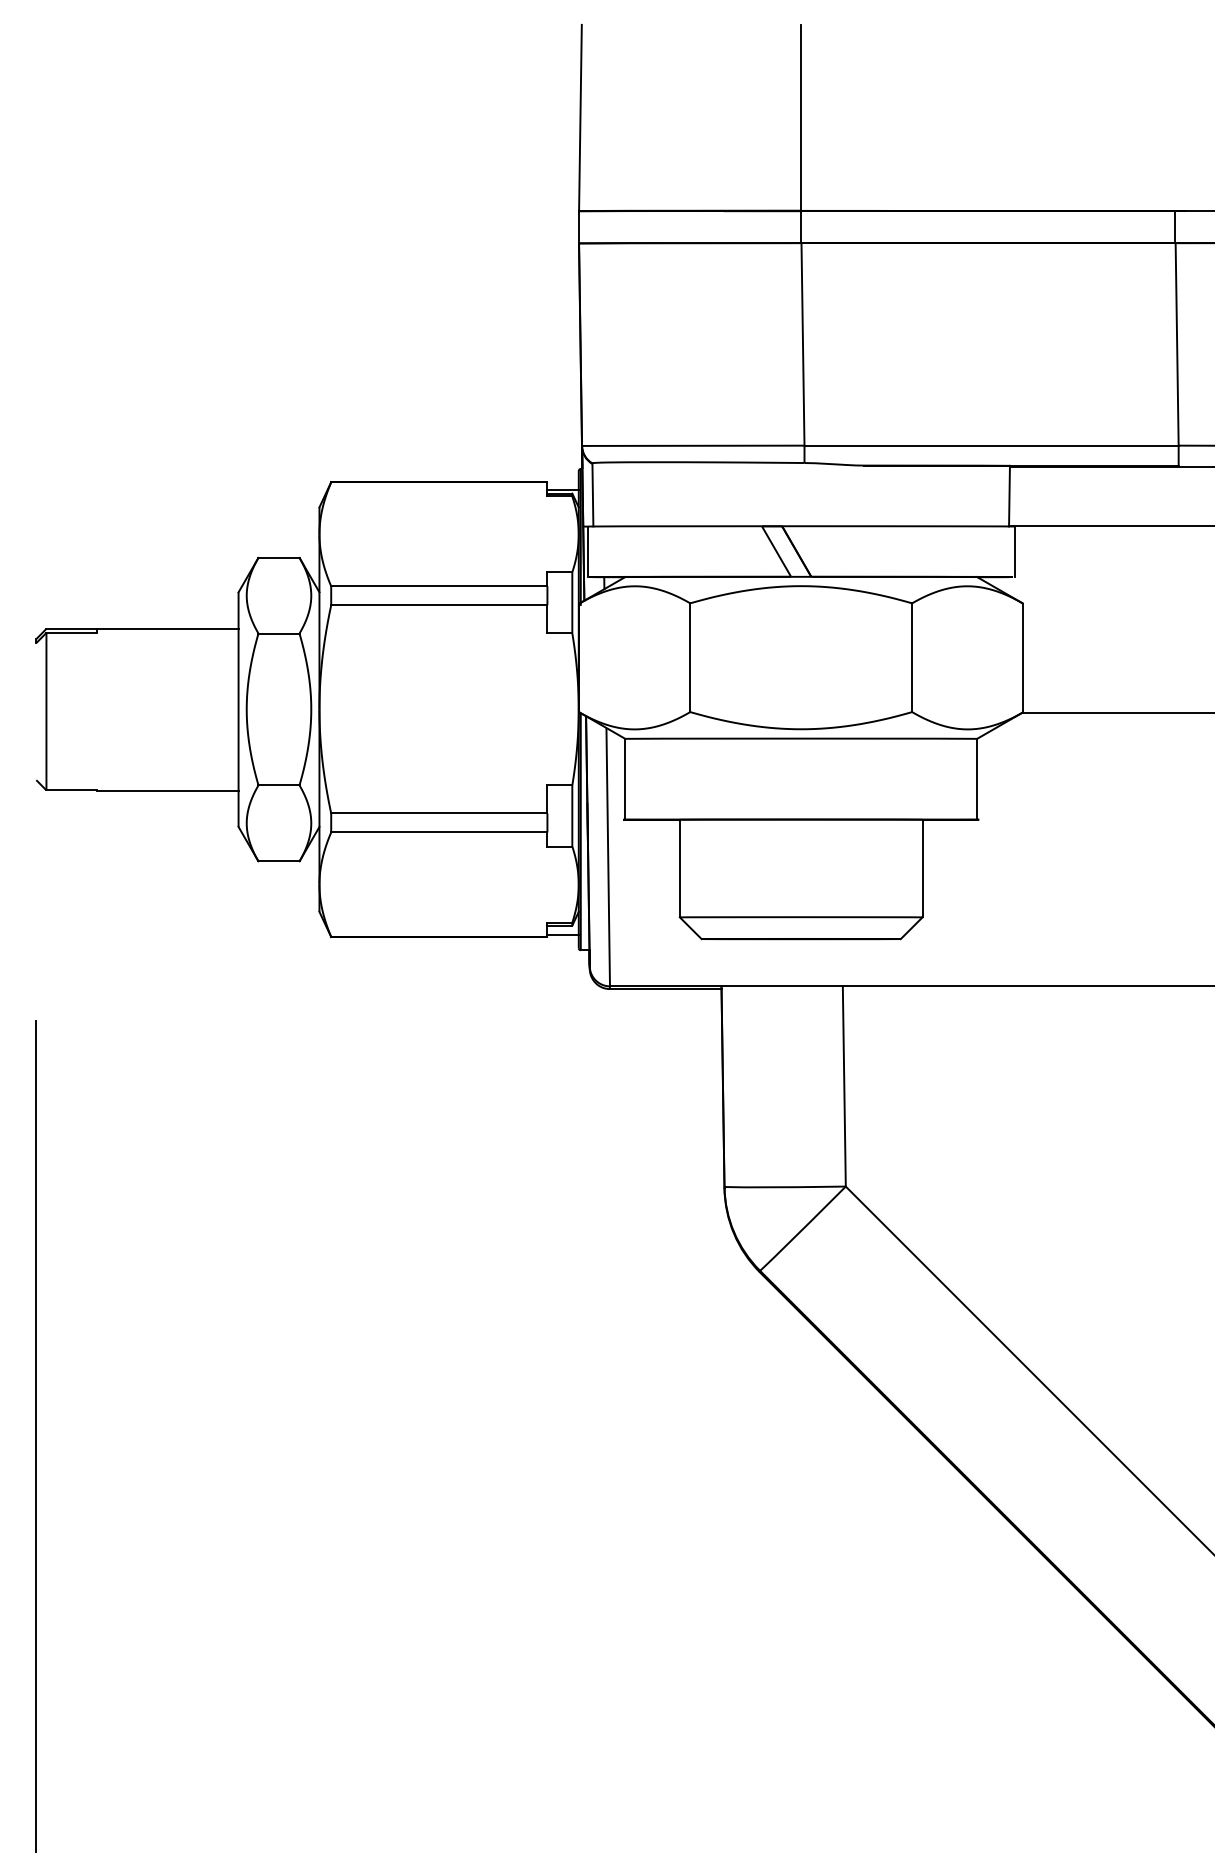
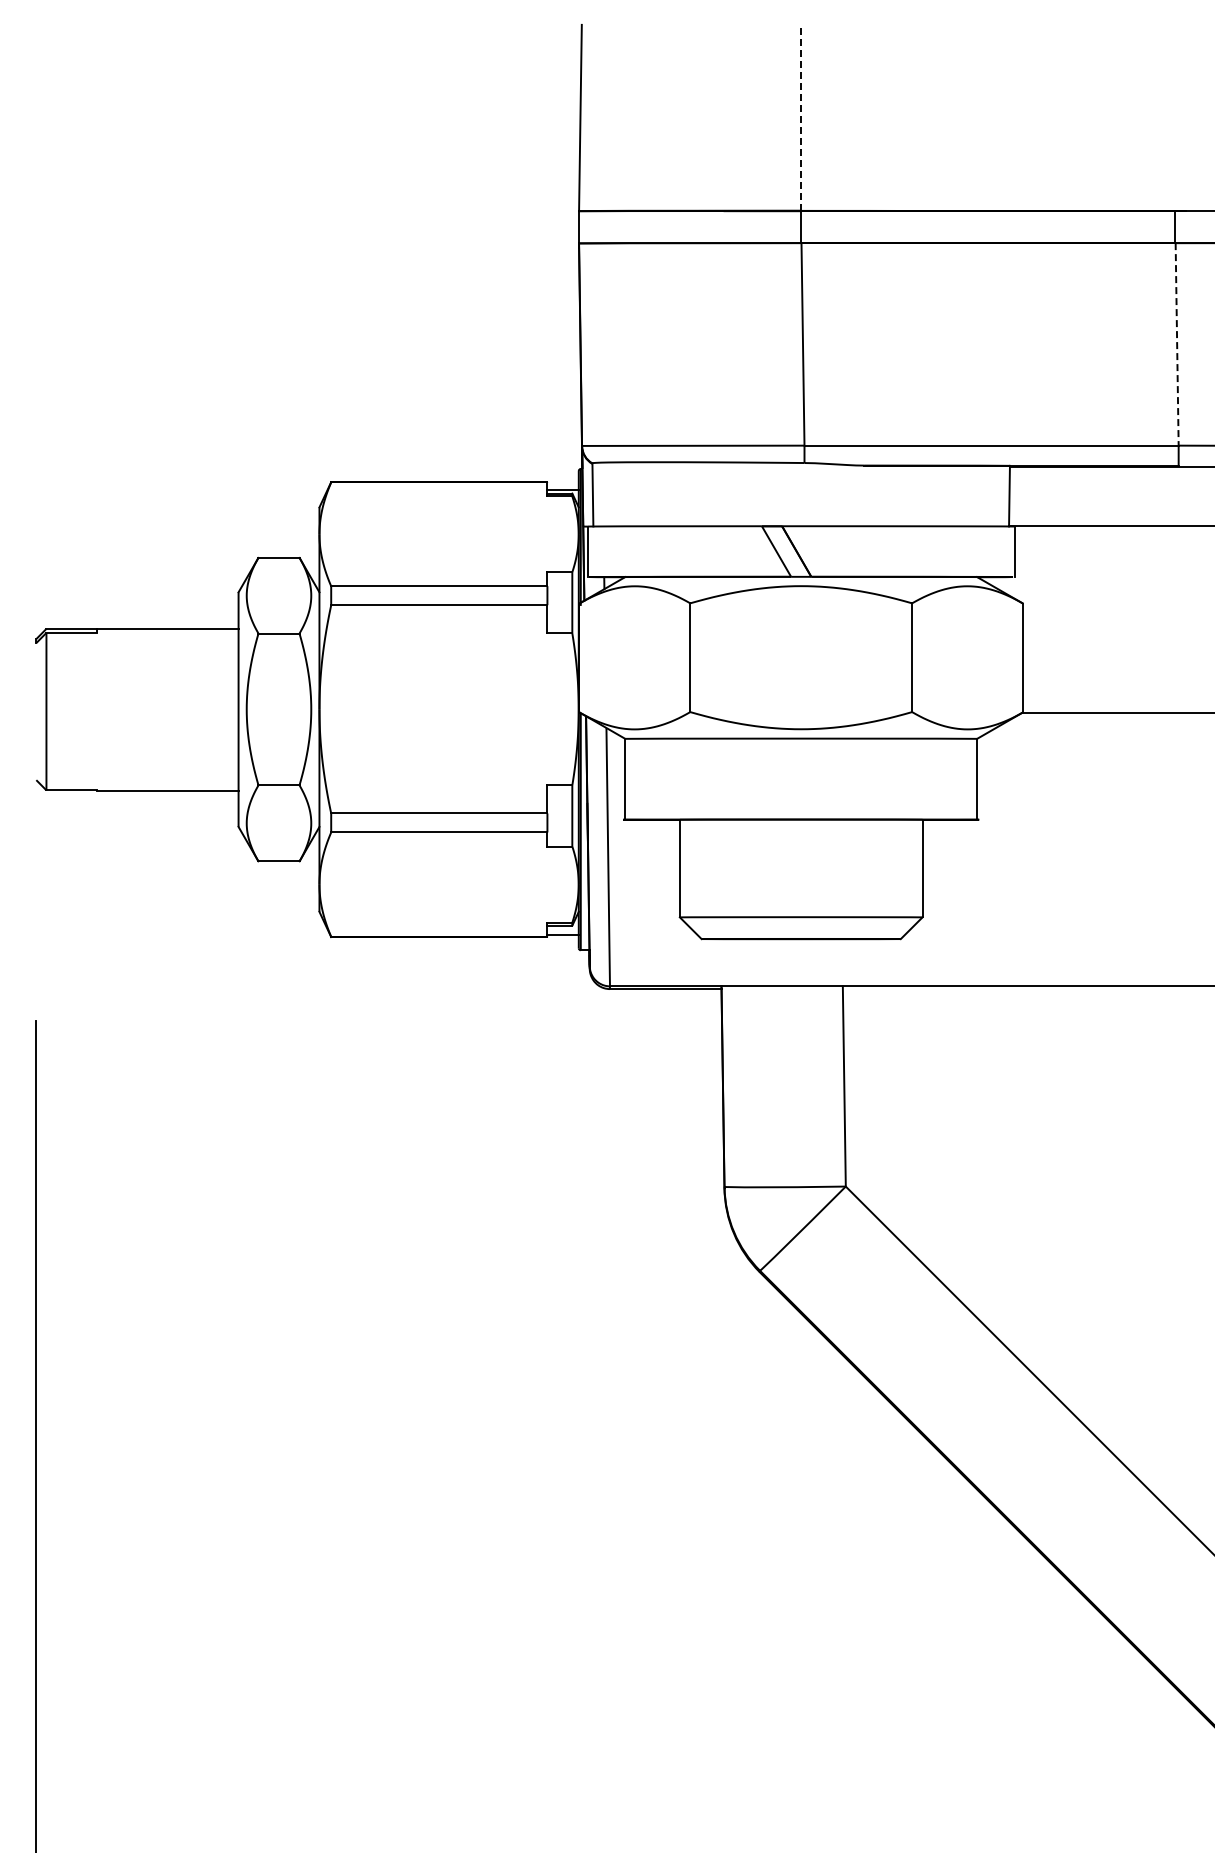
line: solid -> dashed (801, 117)
line: solid -> dashed (1177, 344)
